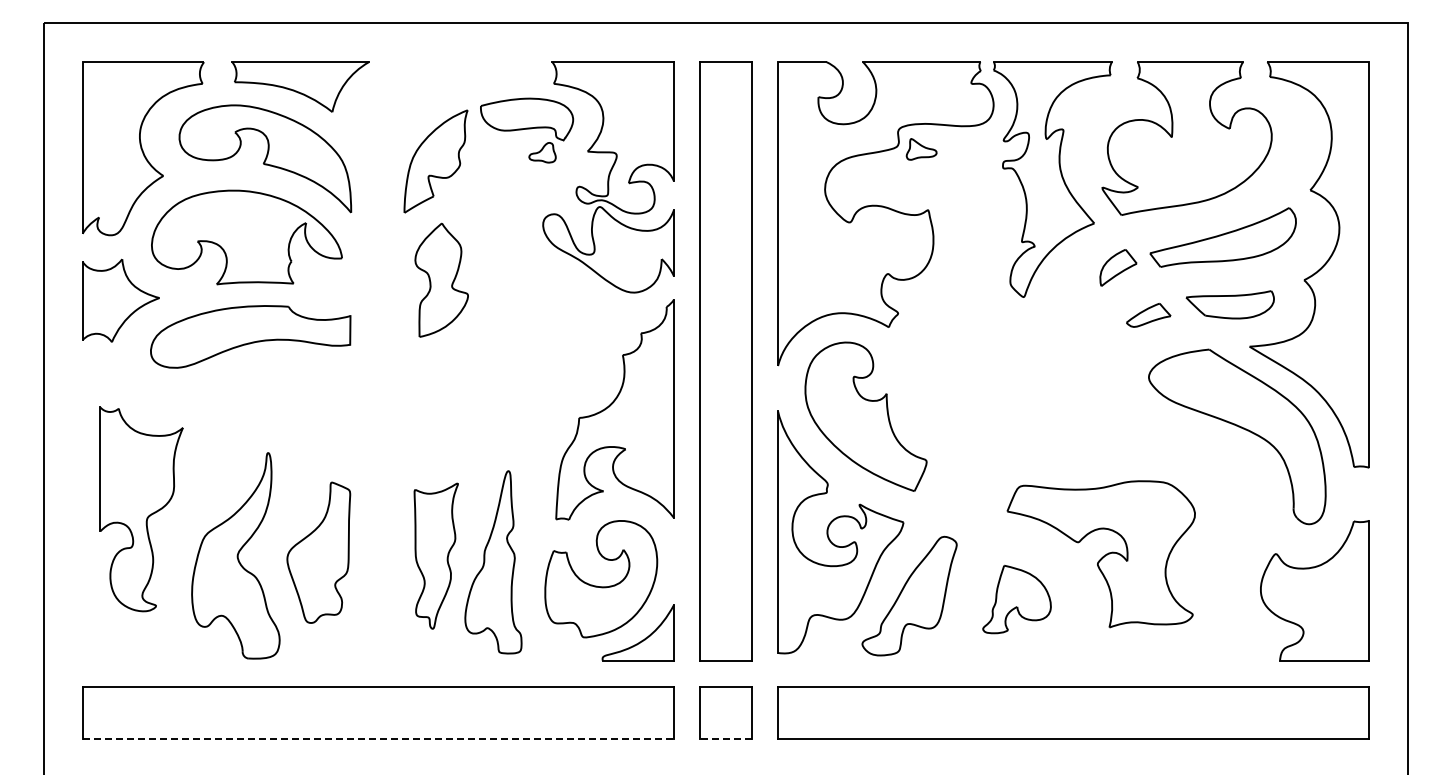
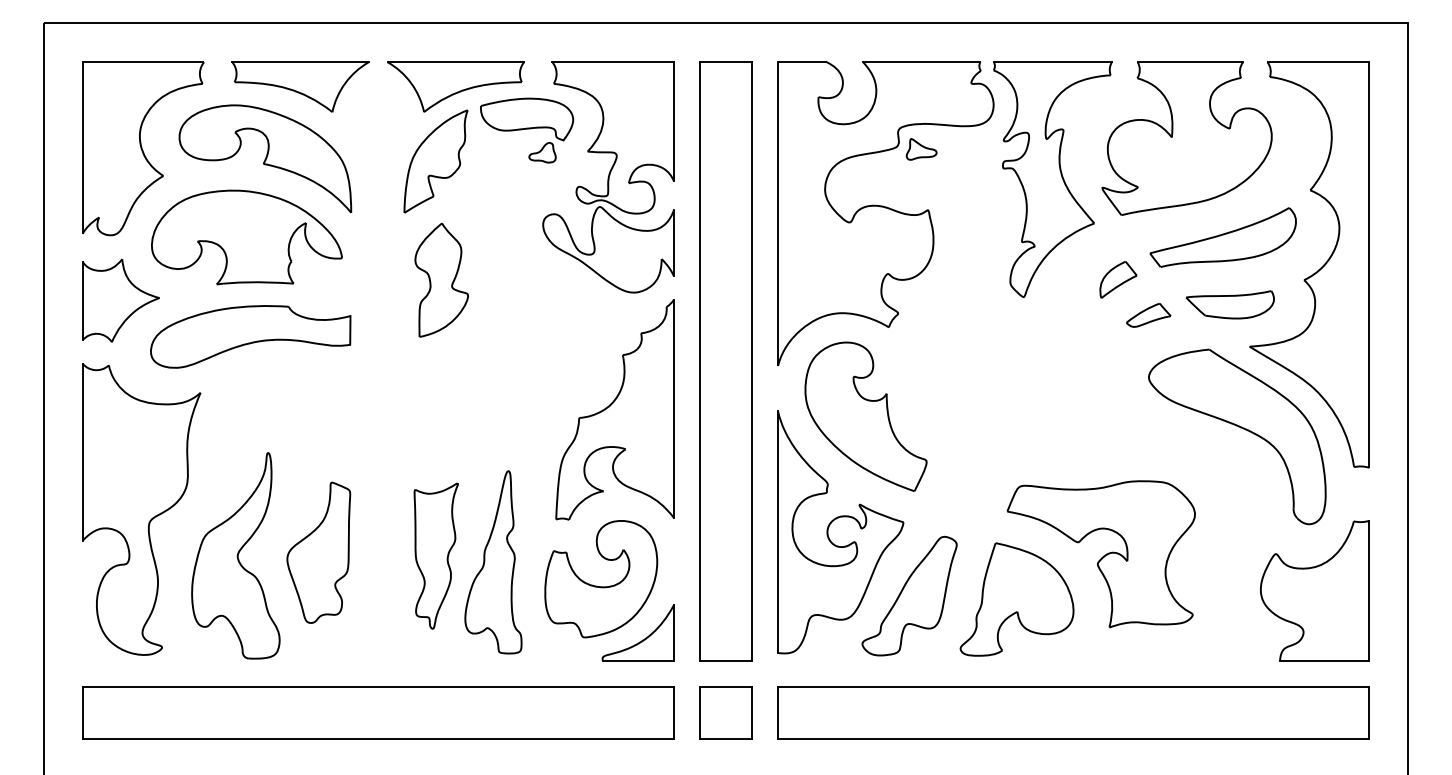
part: none -> present (455, 86)
part position: (1118, 267) -> (1118, 279) (1118, 279)
part size: 85x207 px -> 120x293 px (141, 509)
part size: 70x71 px -> 116x115 px (1016, 599)
line: dashed -> solid (378, 738)
line: dashed -> solid (725, 738)
